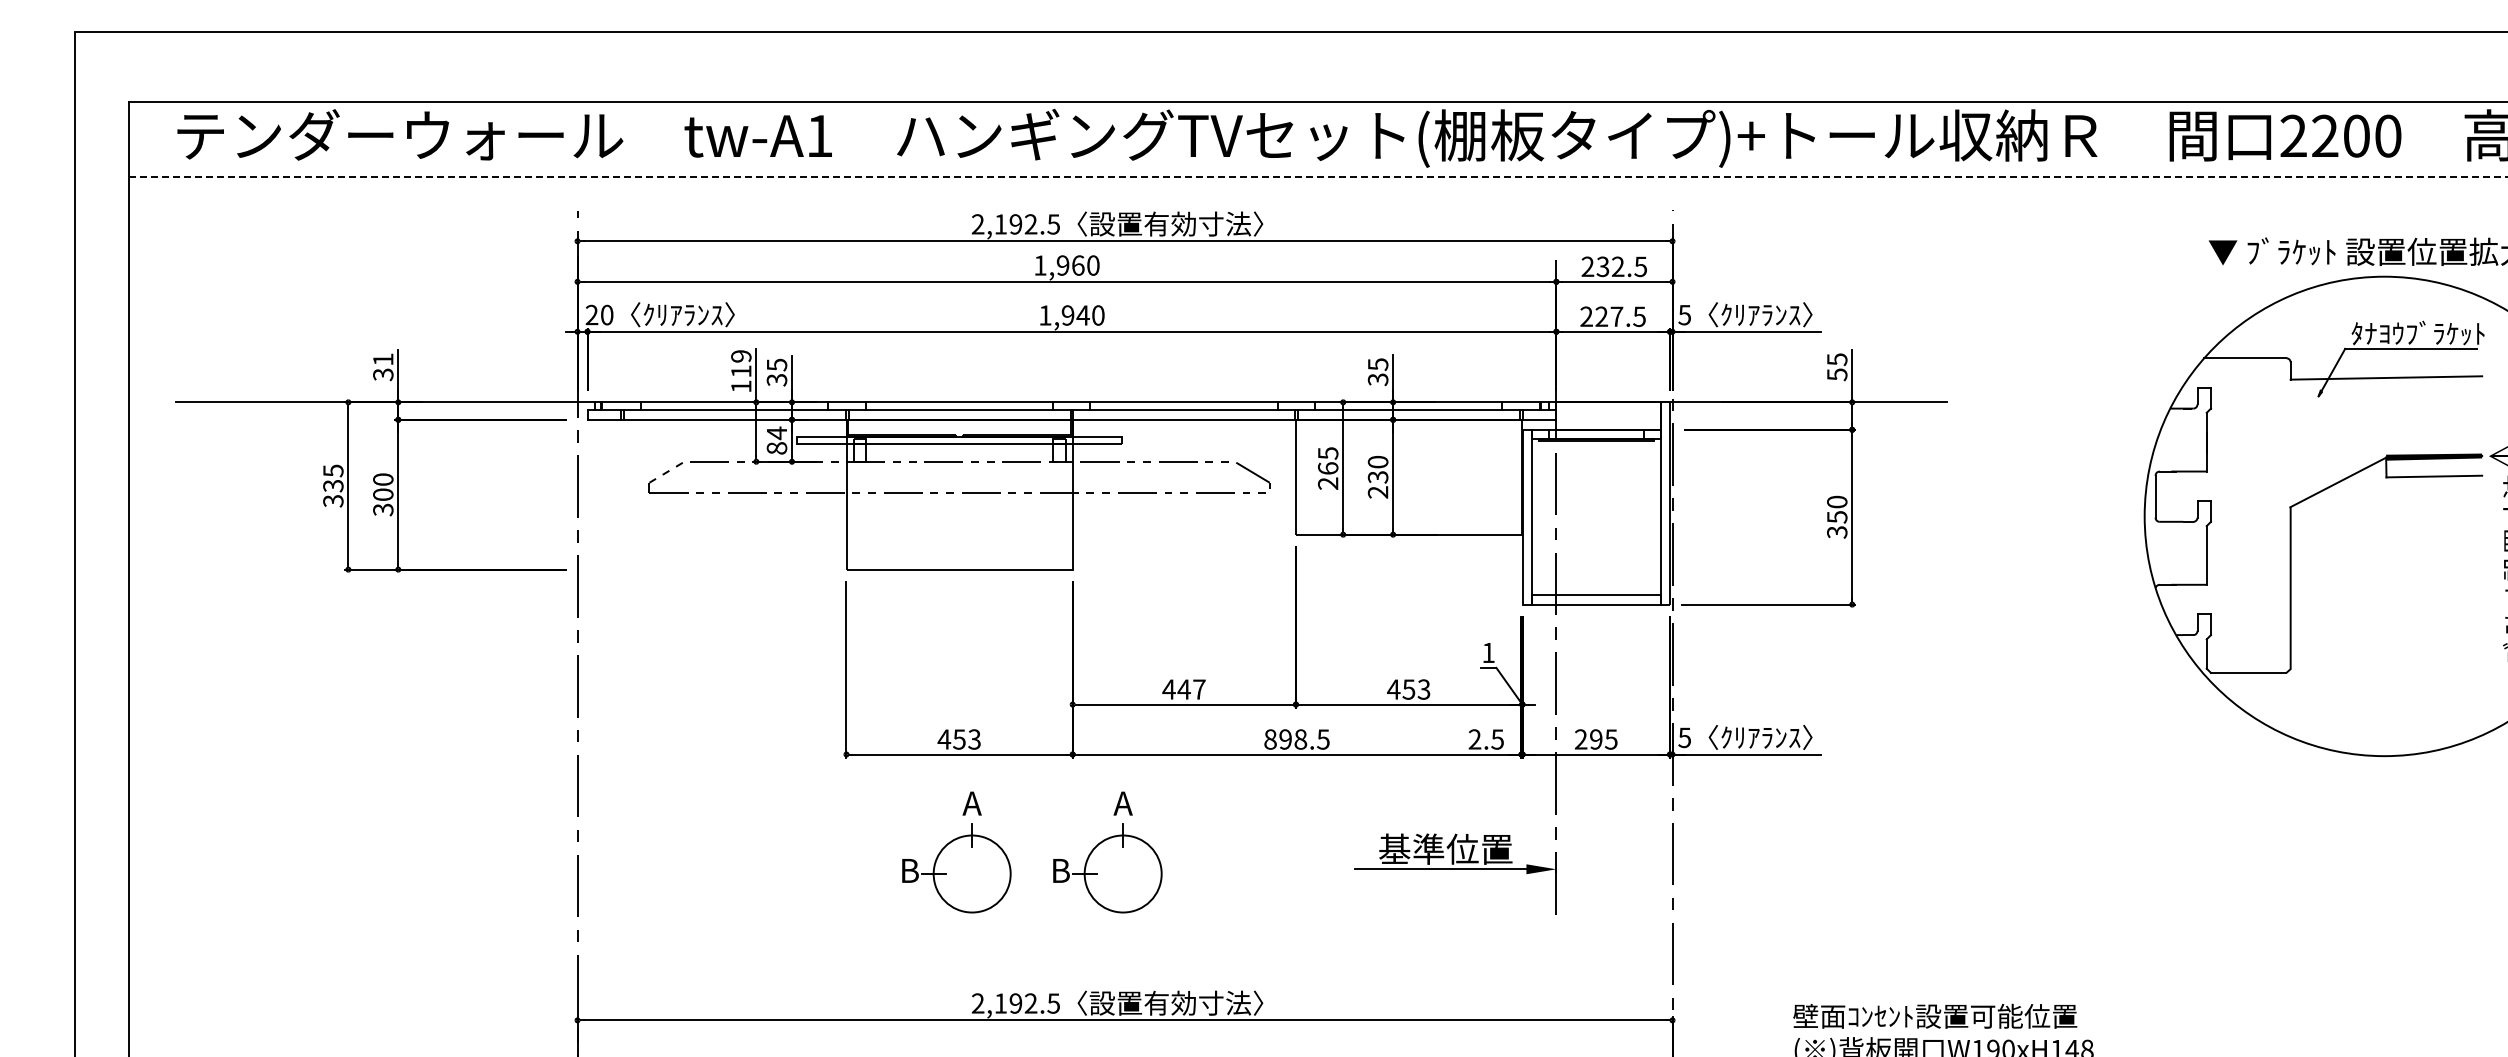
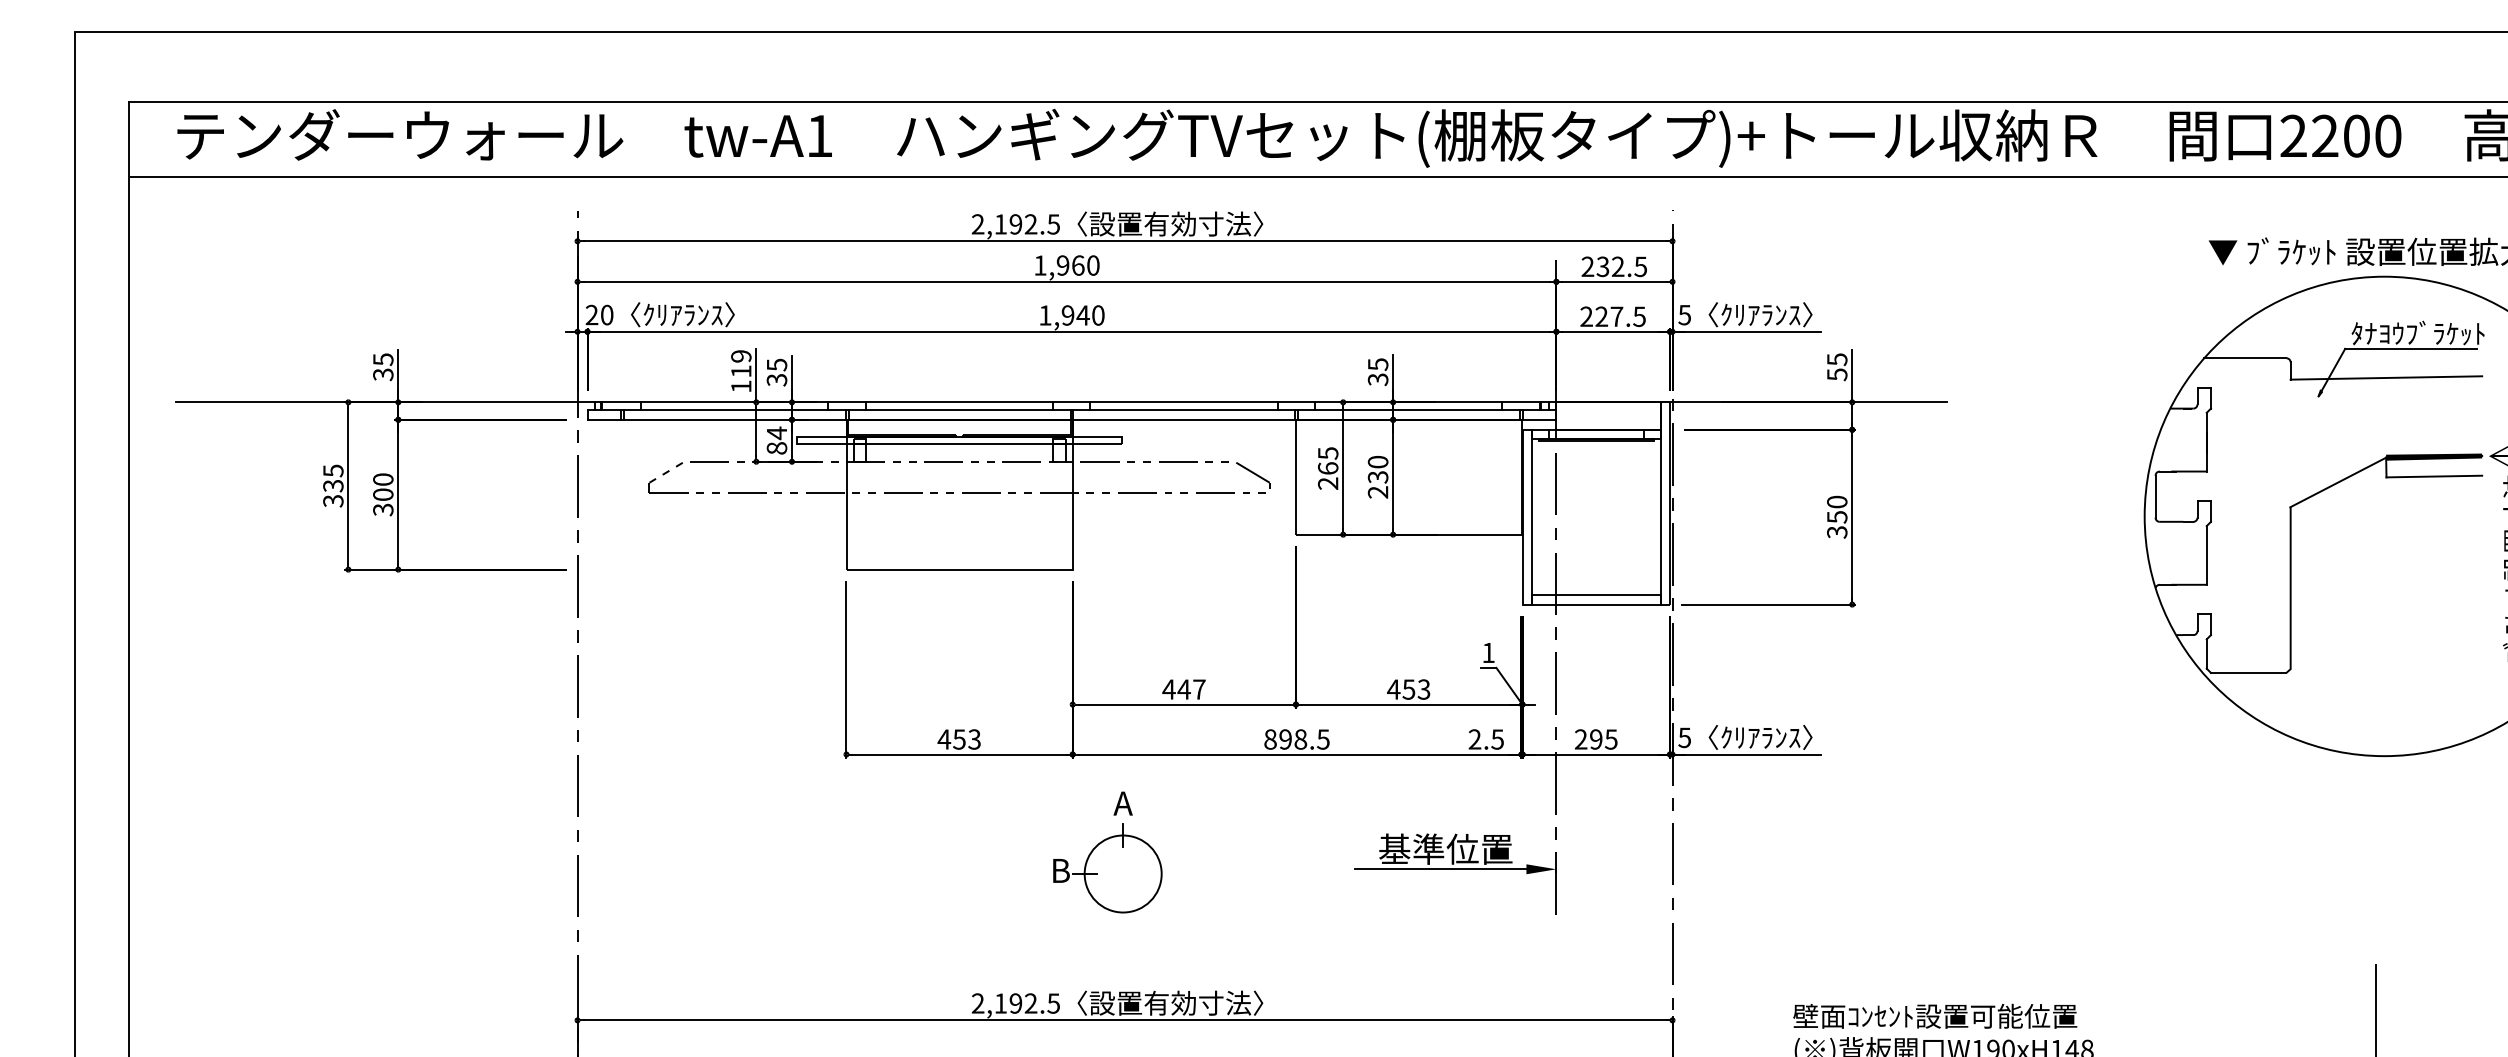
line: dashed -> solid (1318, 176)
text: 31 -> 35 (383, 359)
part: present -> none (956, 852)
line: none -> present (2375, 1008)
